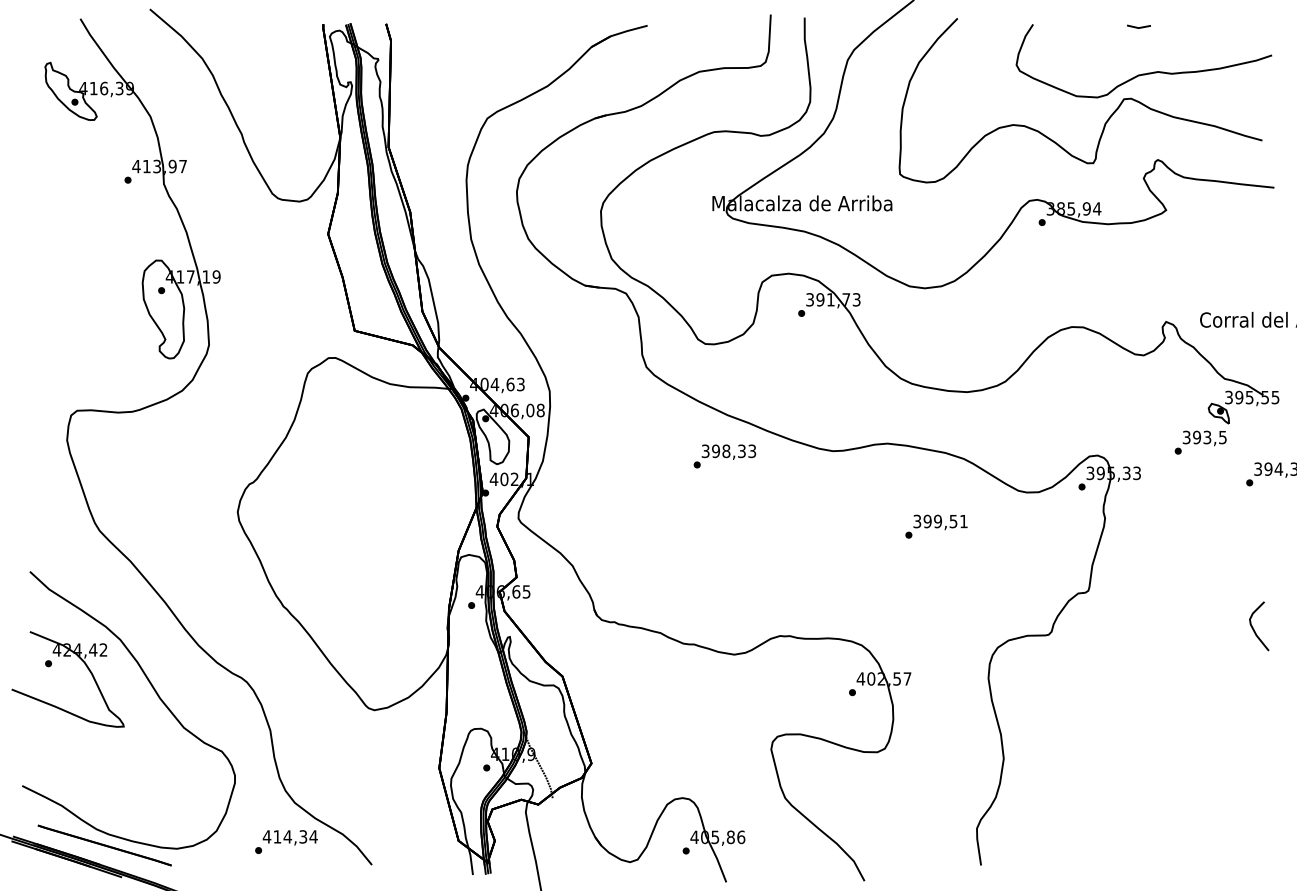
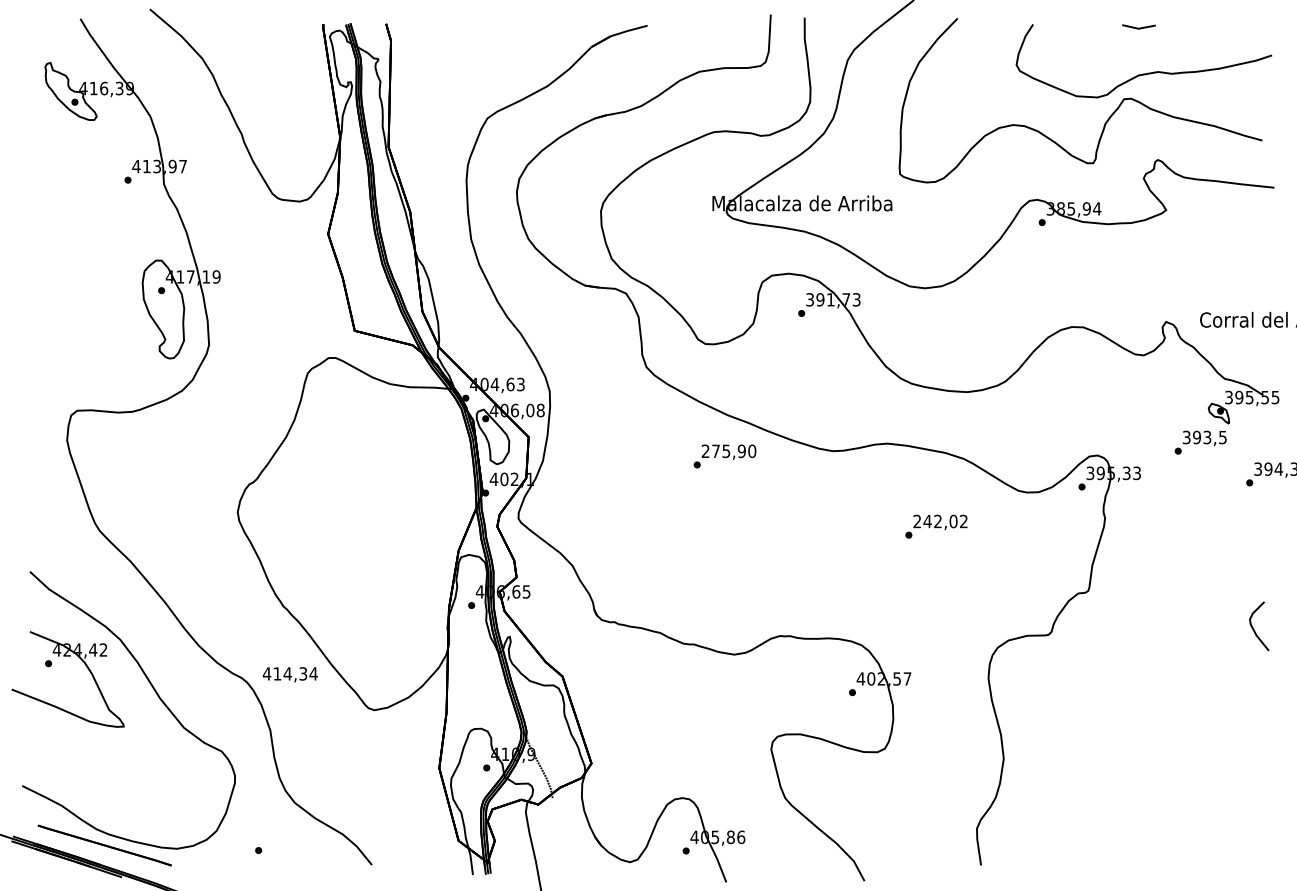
part size: 24x5 px -> 34x6 px (1138, 26)
text: 398,33 -> 275,90 (728, 451)
text: 399,51 -> 242,02 (940, 521)
text position: (289, 837) -> (289, 674) (289, 674)
